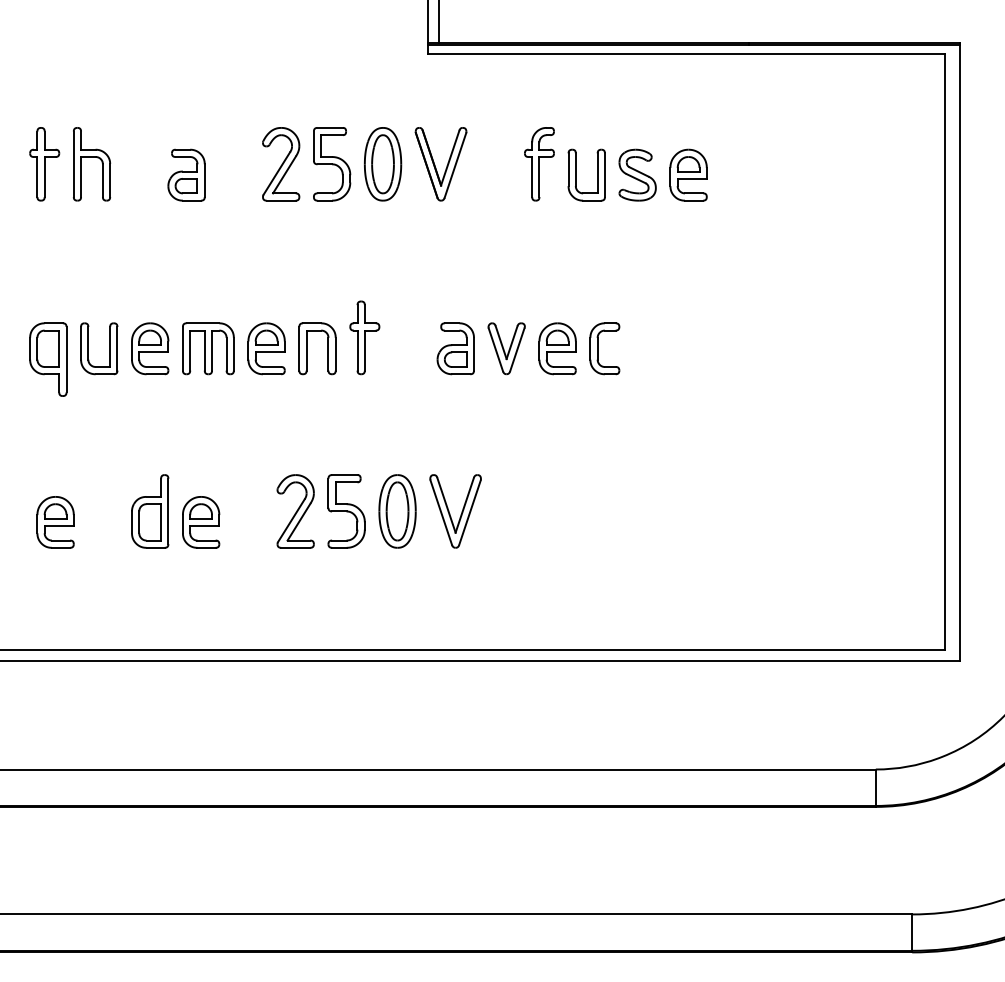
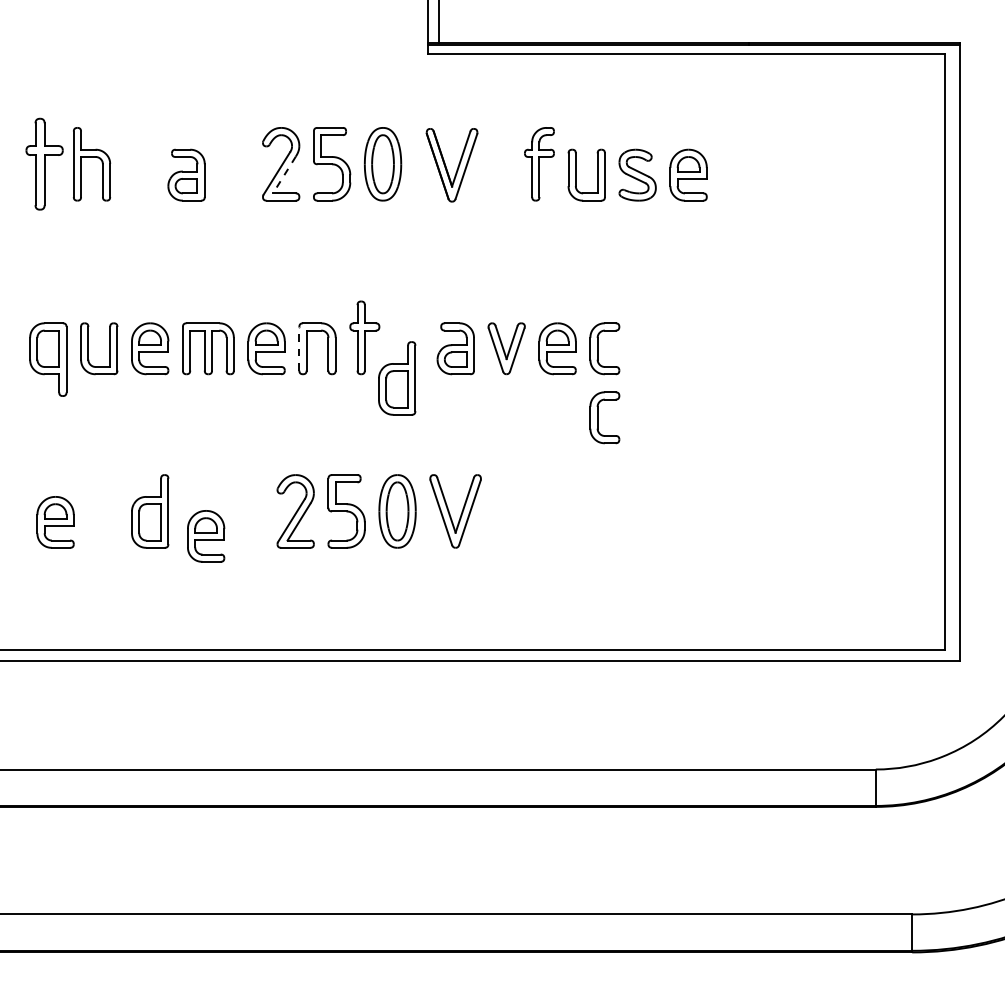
part size: 32x75 px -> 39x94 px (44, 163)
part position: (440, 164) -> (451, 165) (451, 165)
line: solid -> dashed (284, 174)
line: solid -> dashed (299, 348)
part: none -> present (397, 378)
part: none -> present (604, 417)
part position: (201, 522) -> (206, 536) (206, 536)
